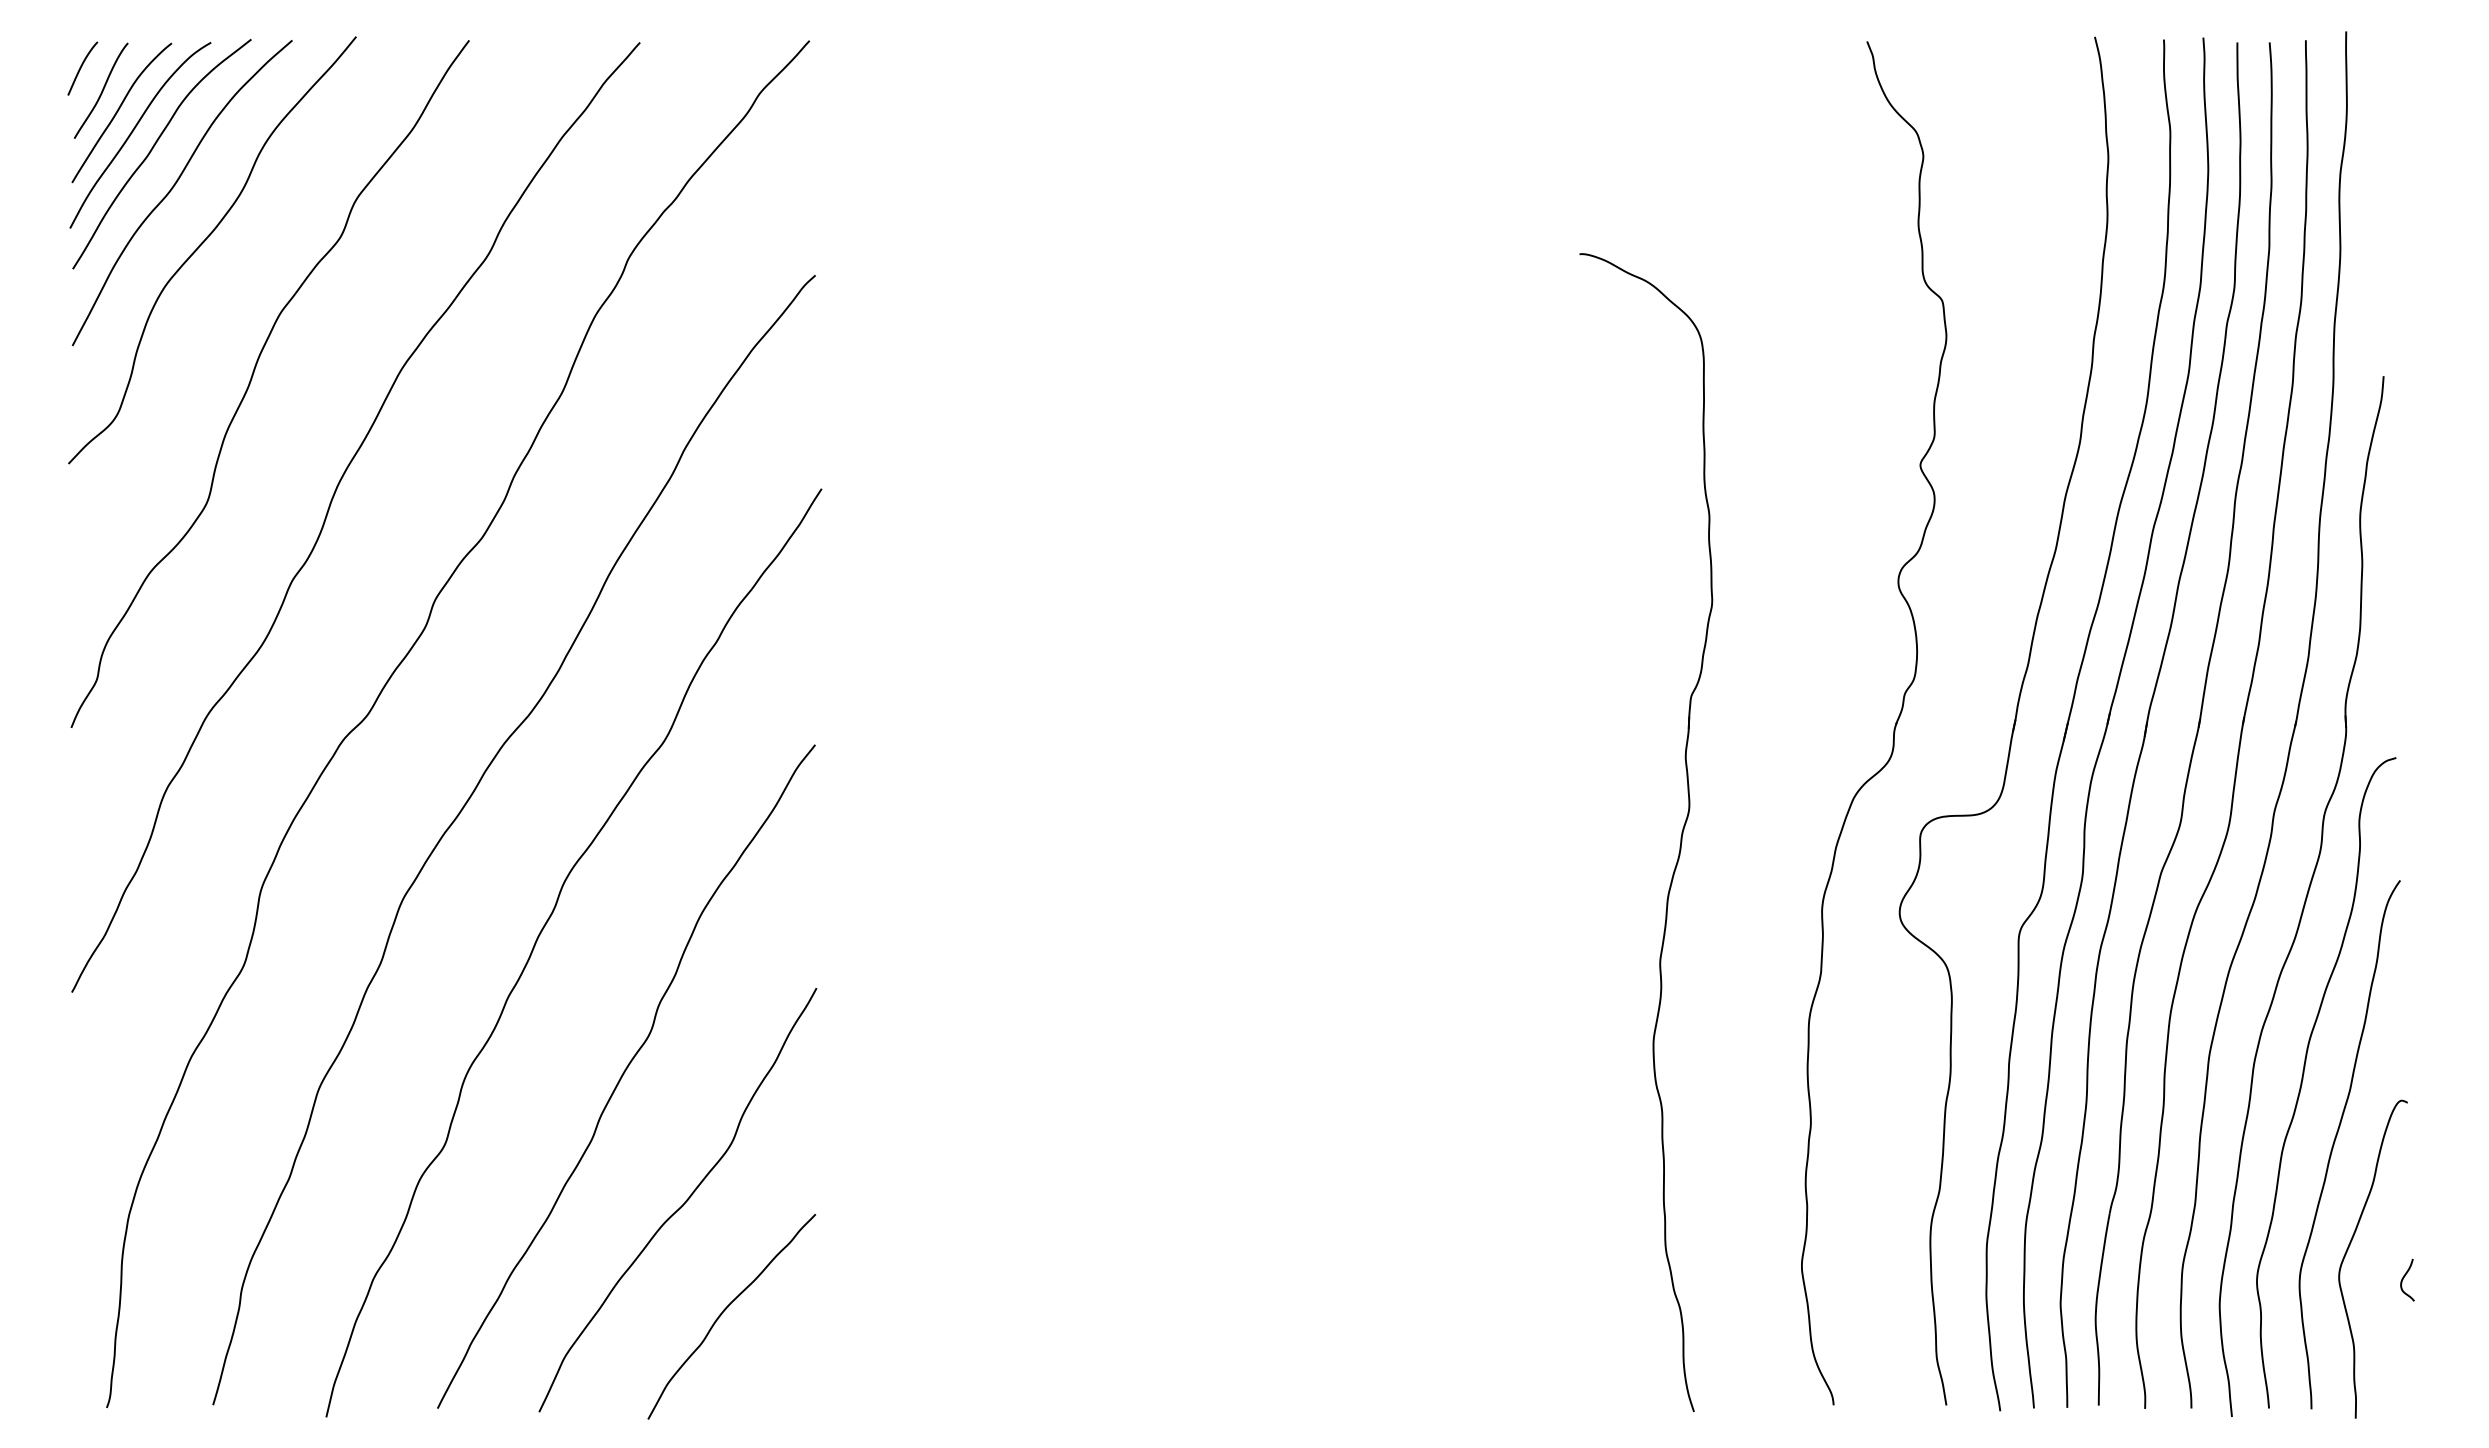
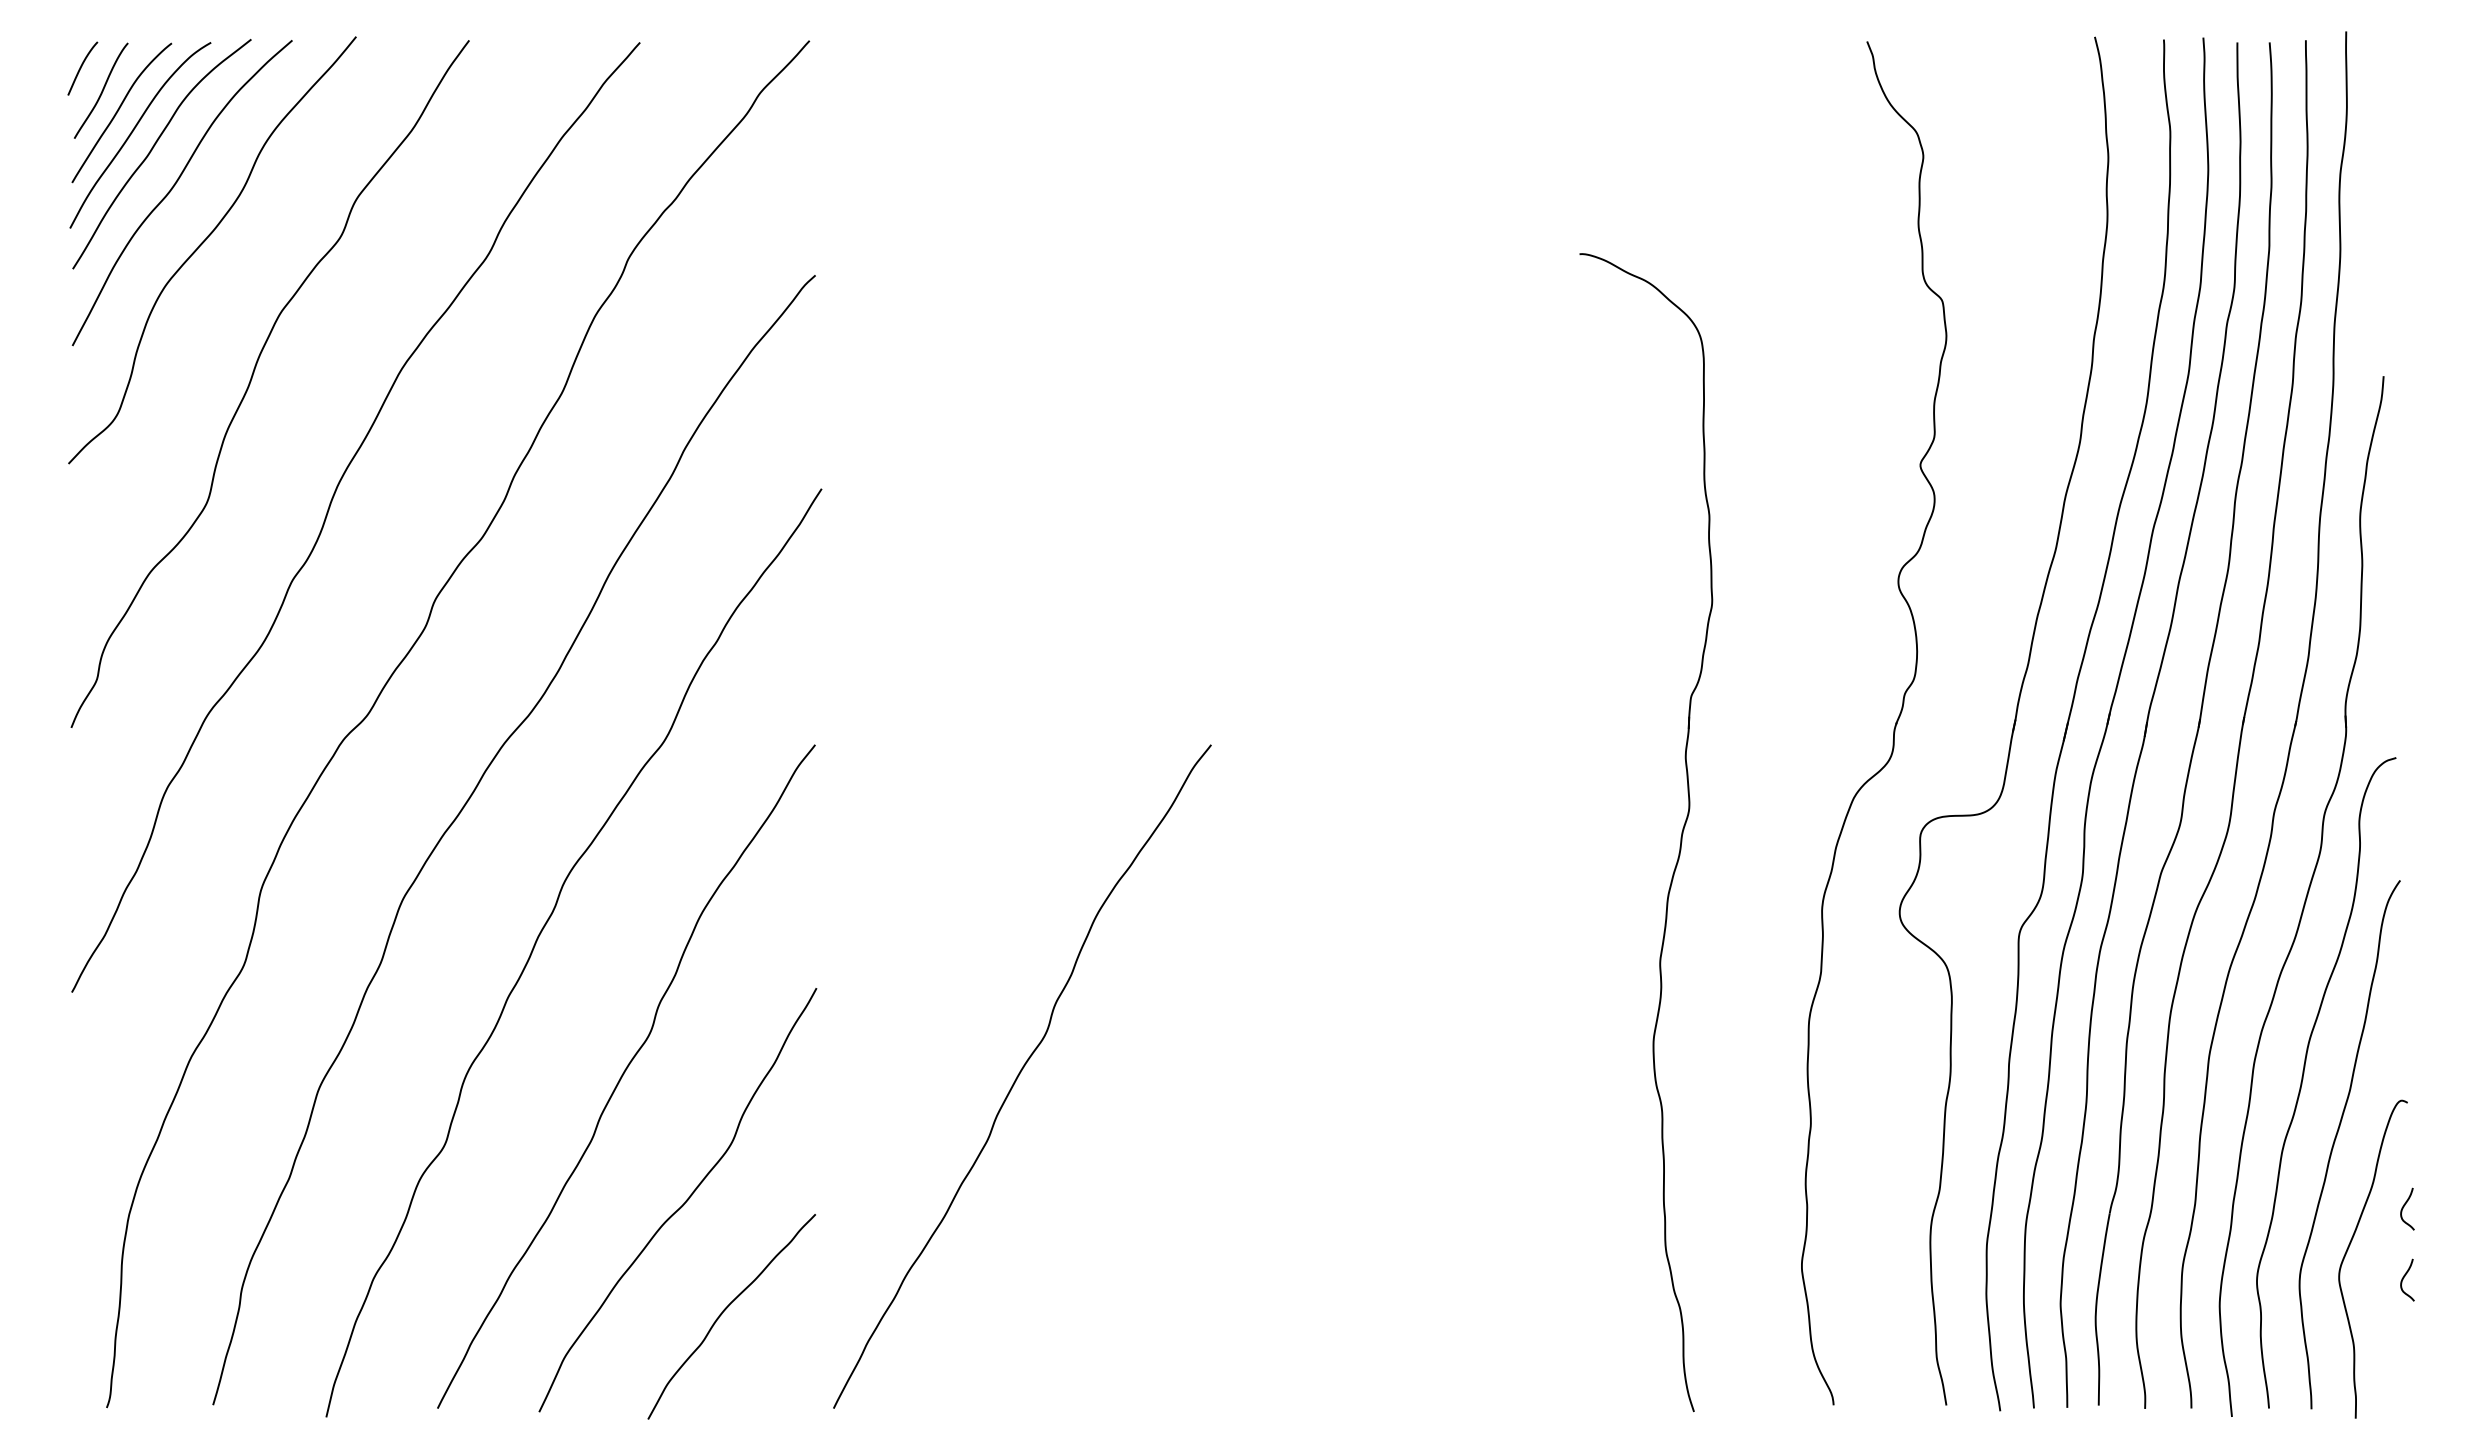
curve: none -> present (1020, 1074)
curve: none -> present (2405, 1205)
